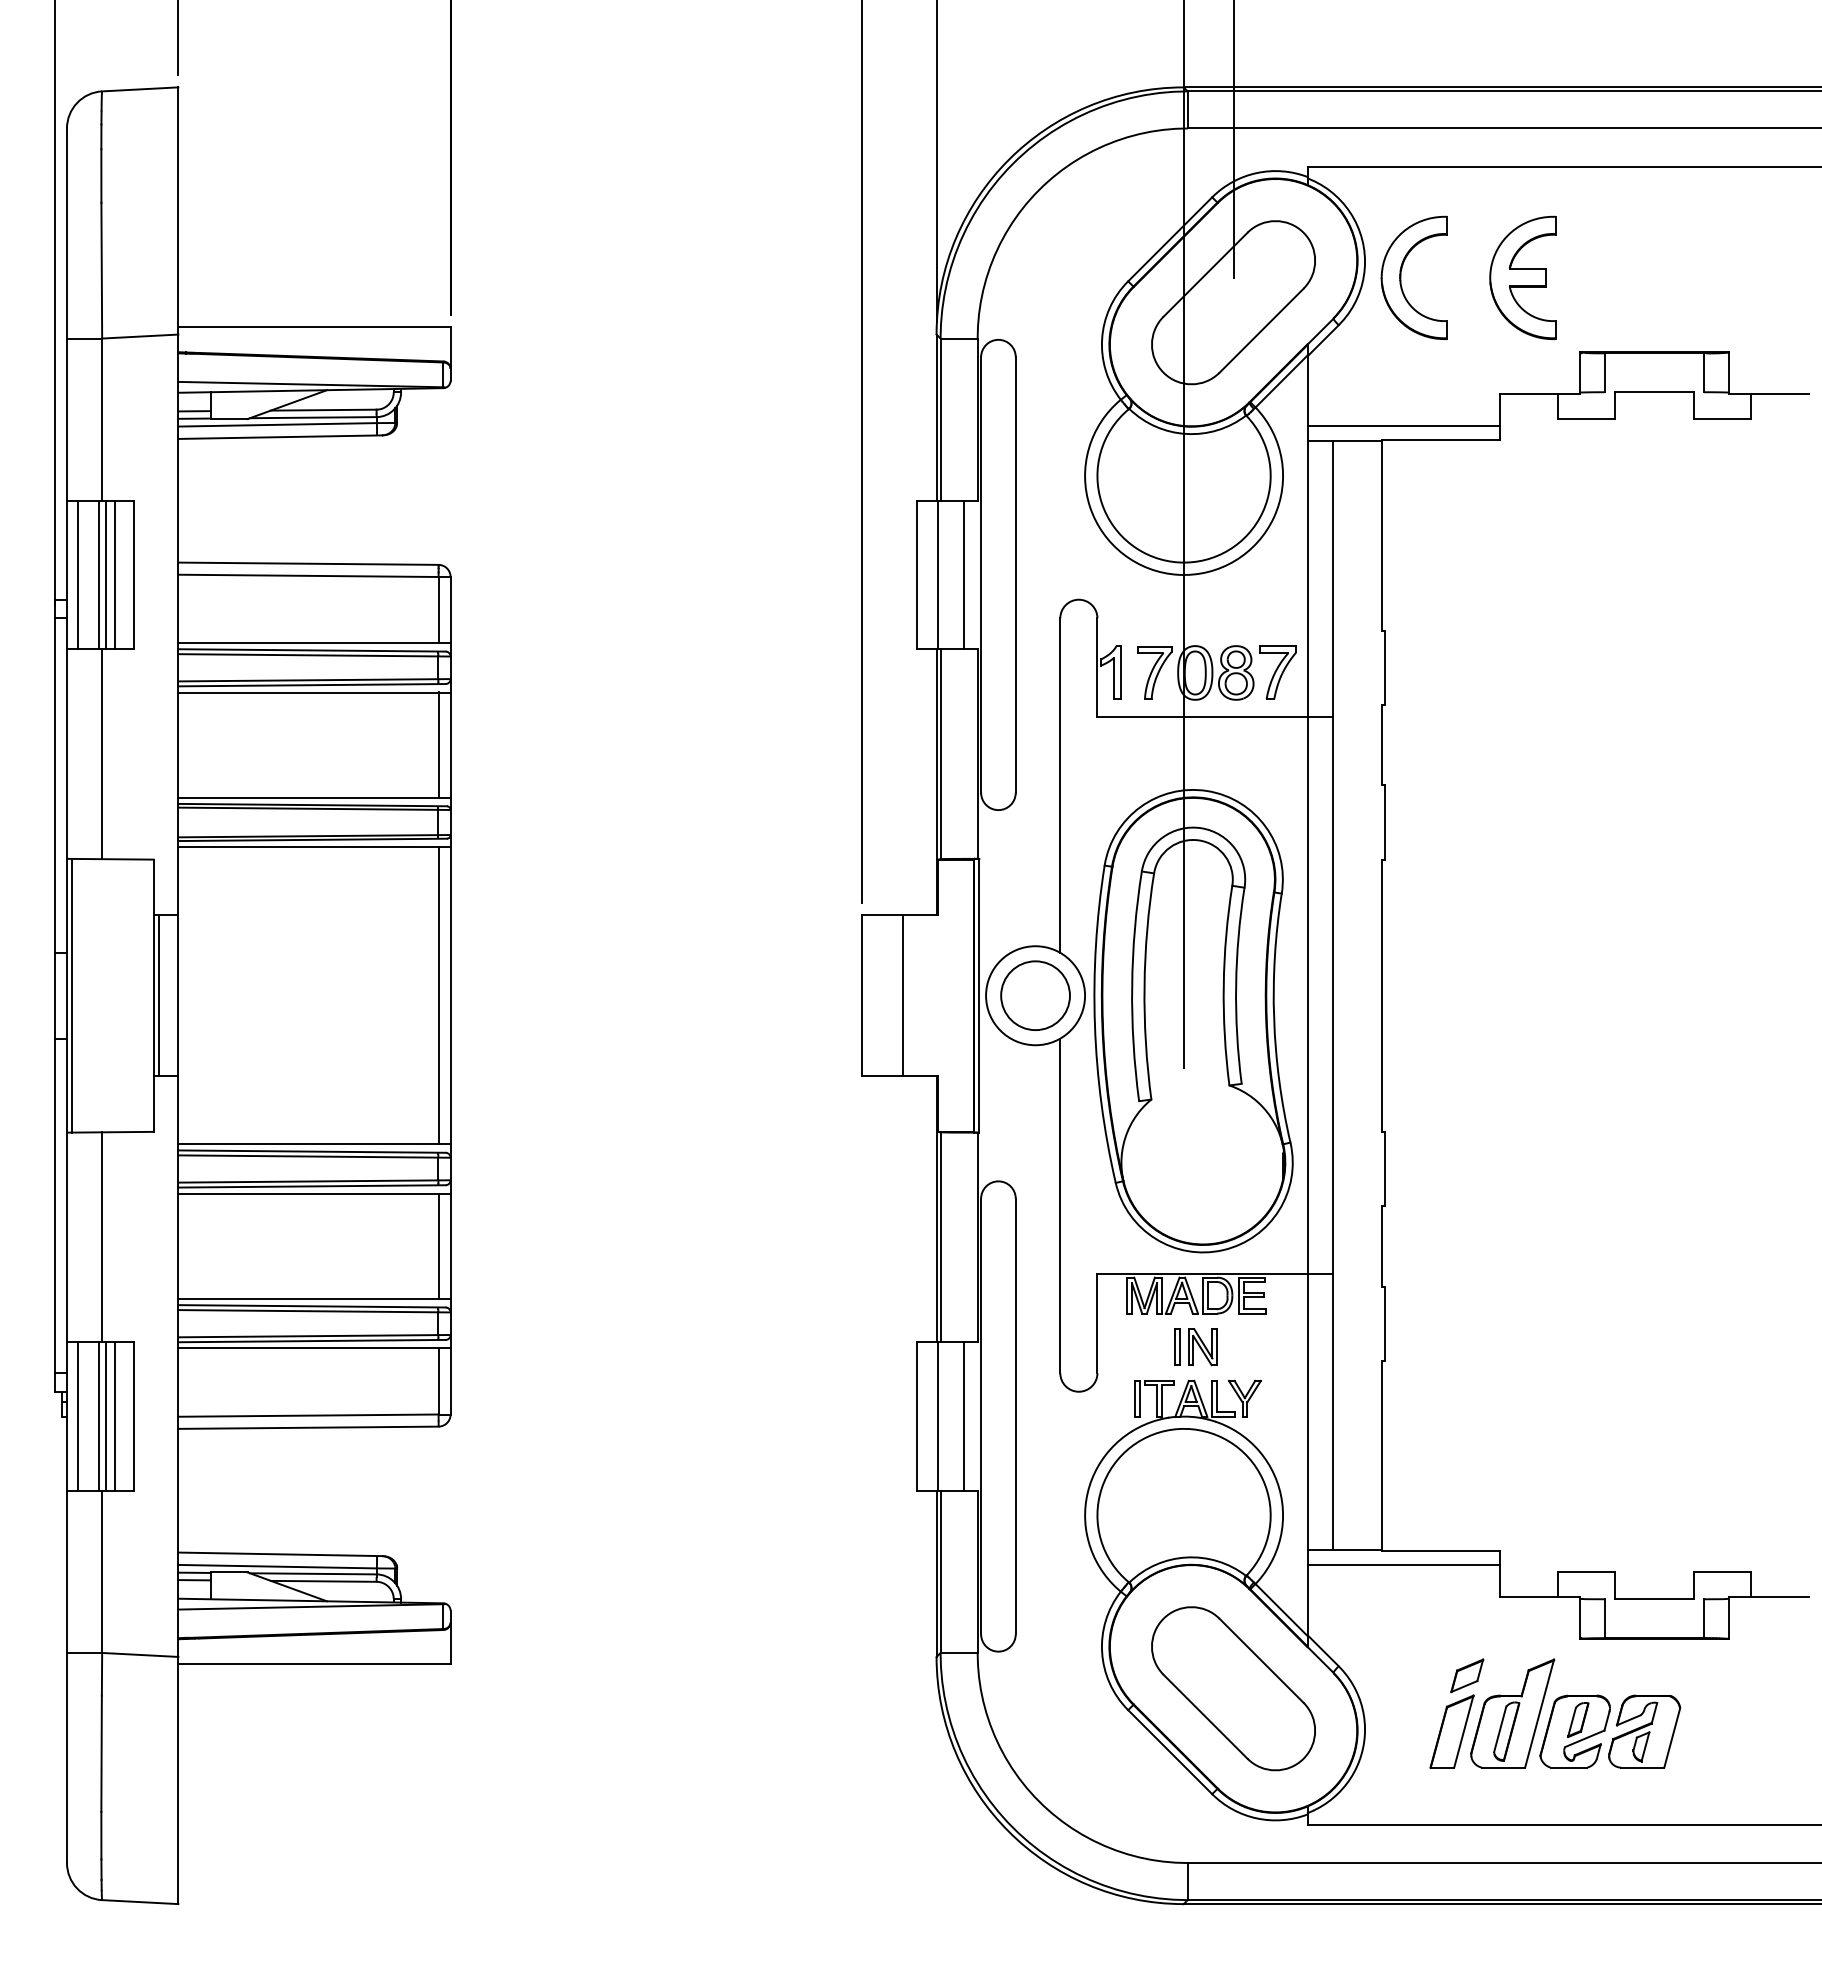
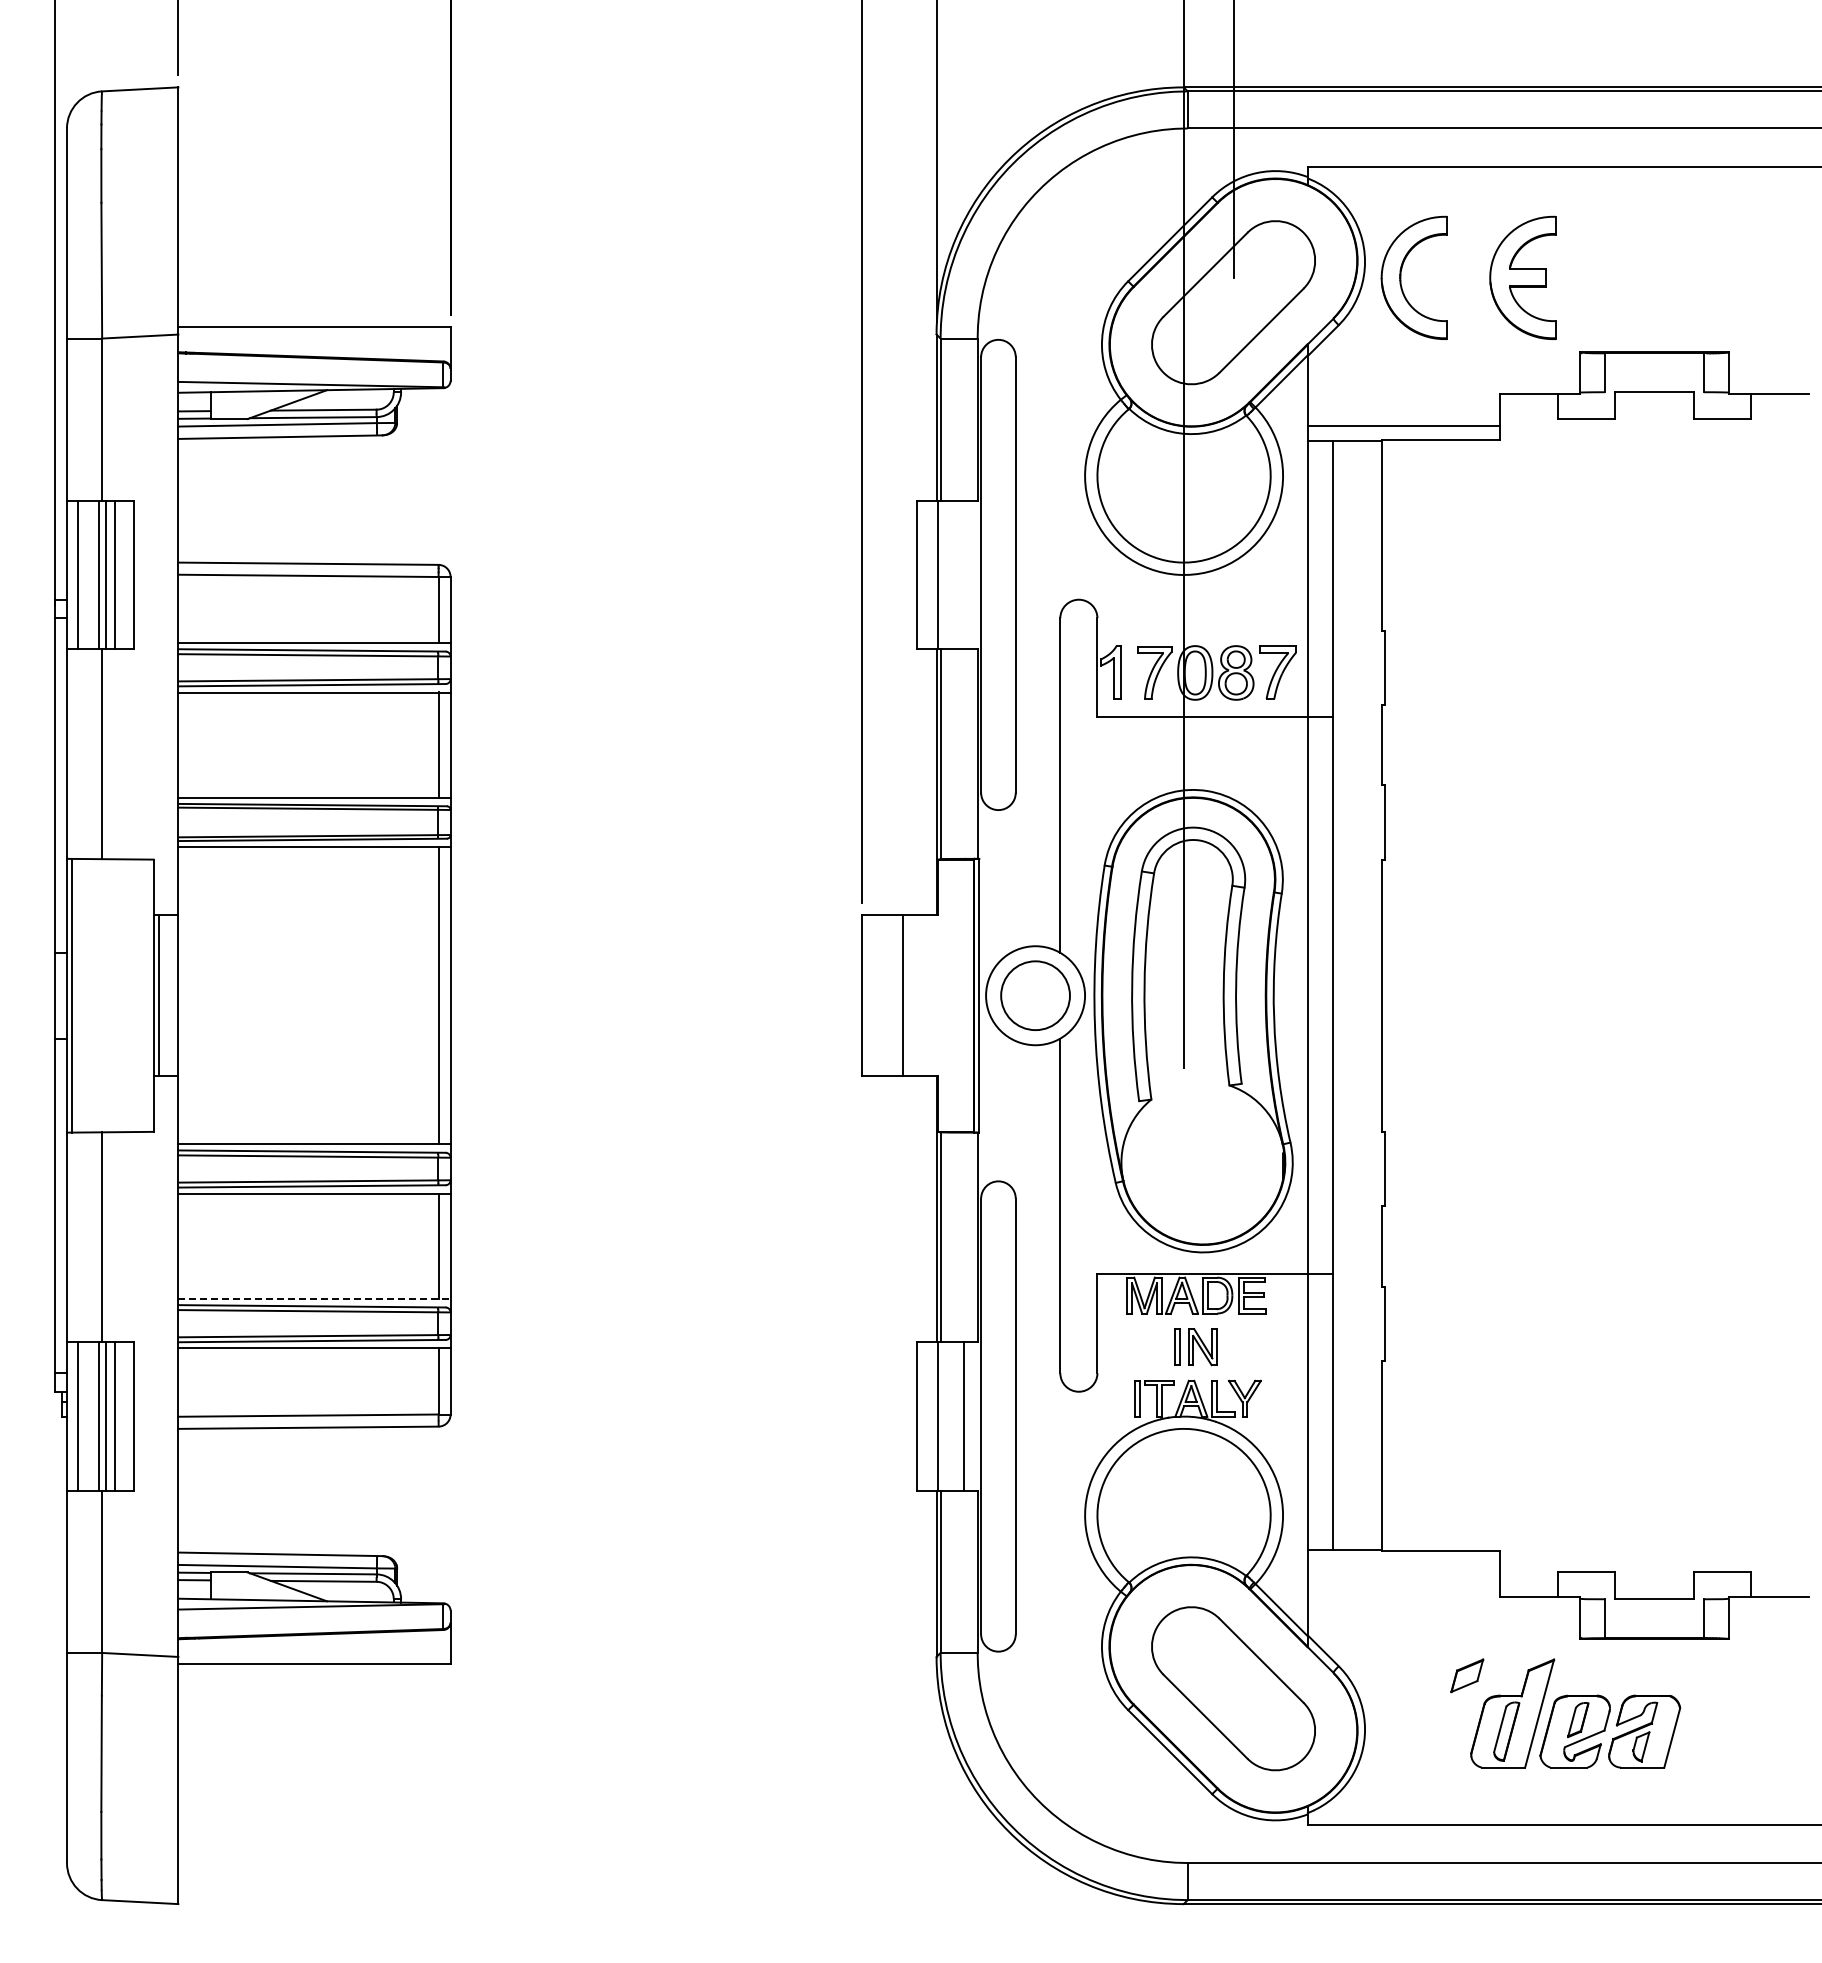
line: present -> none (964, 574)
line: solid -> dashed (314, 1298)
line: present -> none (1403, 1565)
part: present -> none (1451, 1731)
